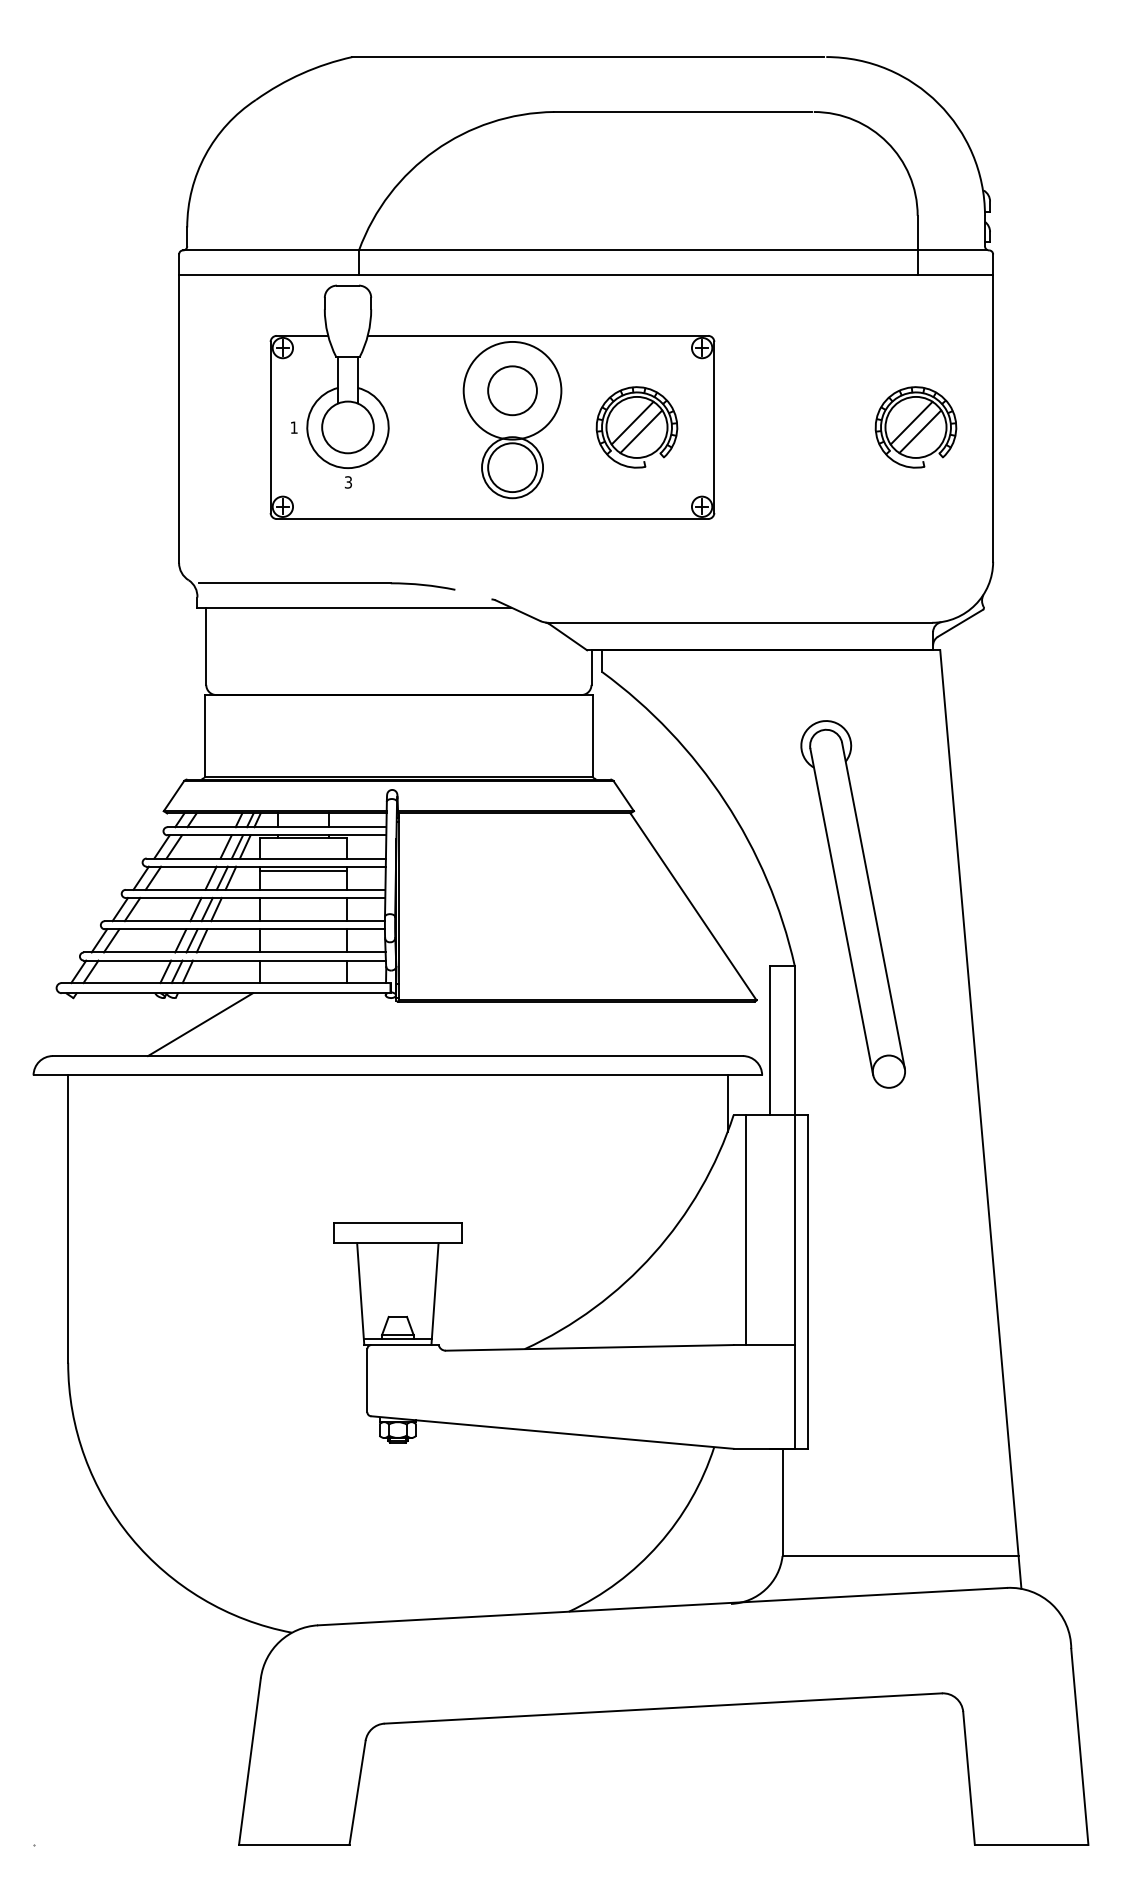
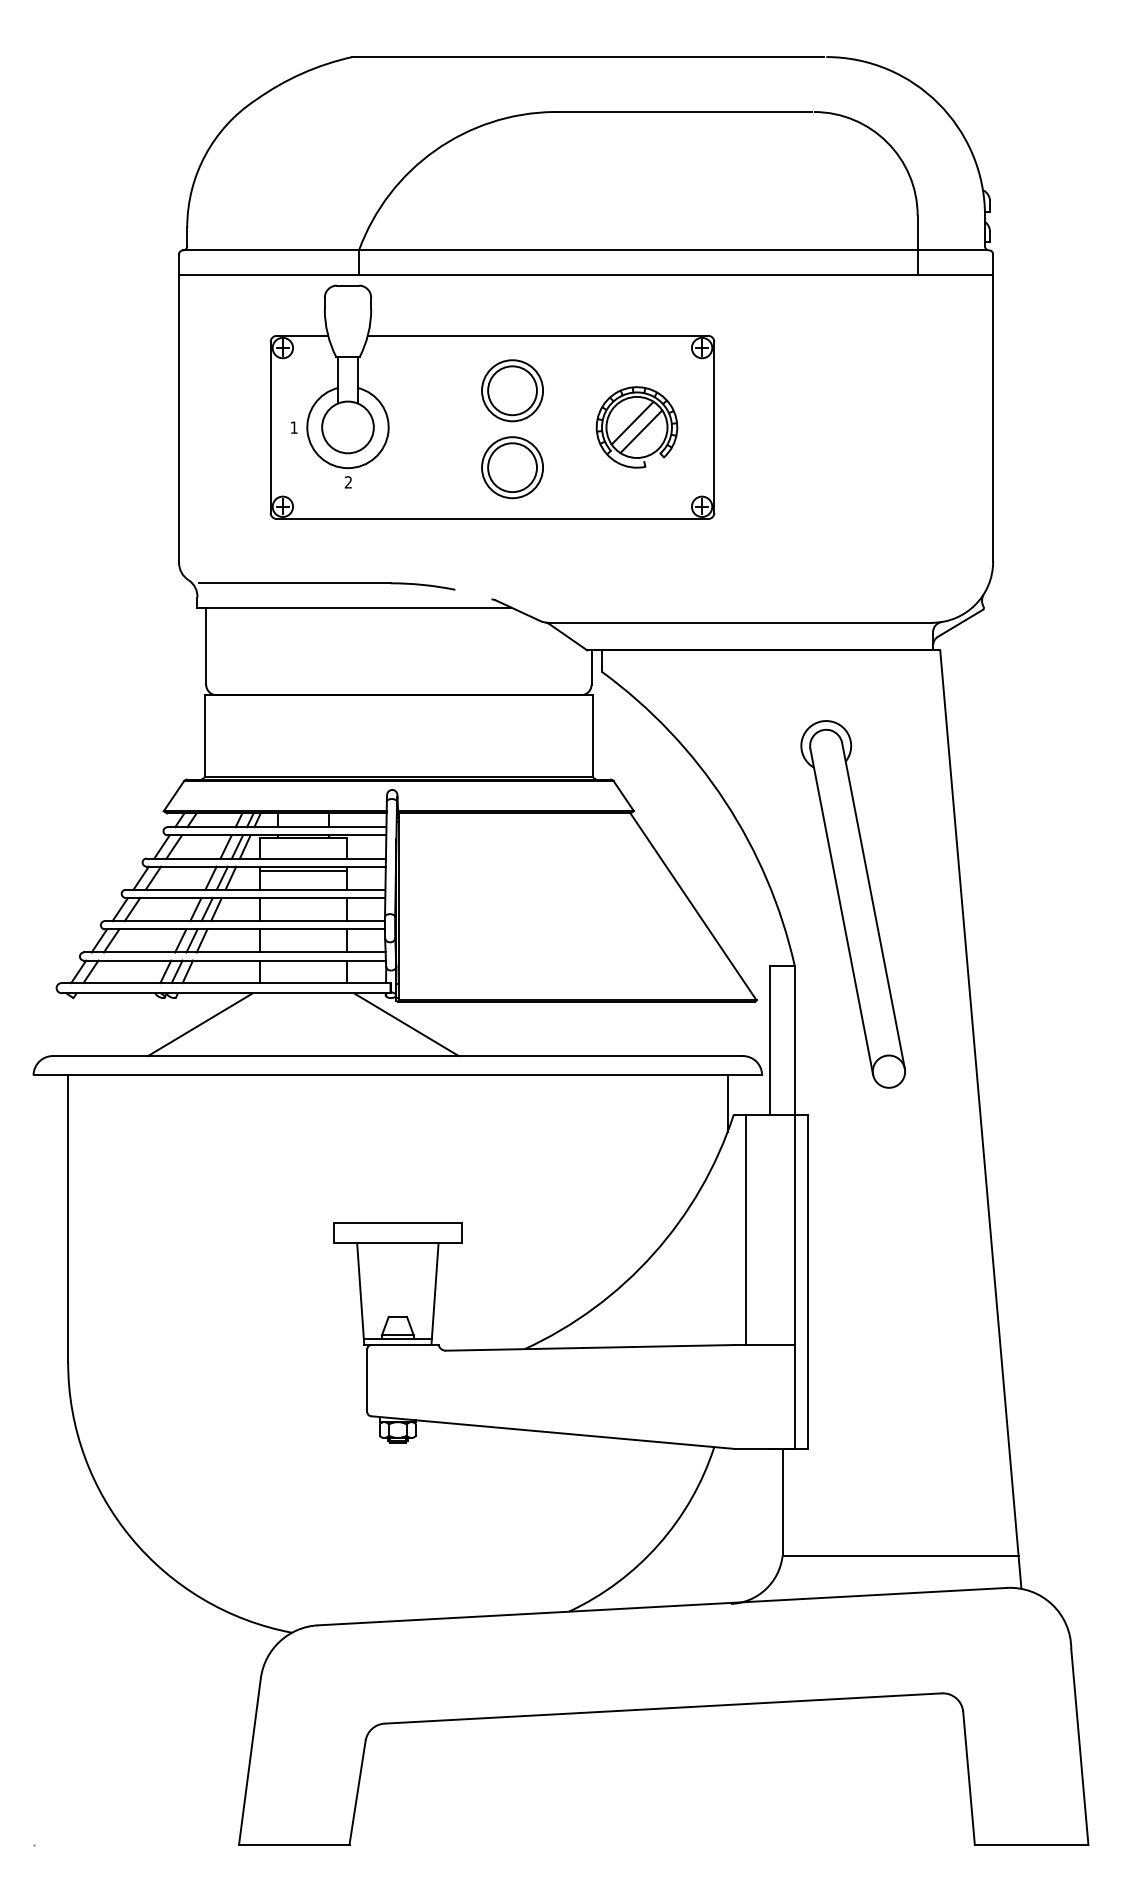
circle diameter: 98 px -> 61 px (512, 390)
part: present -> none (915, 427)
text: 3 -> 2 (348, 482)
line: none -> present (405, 1024)
